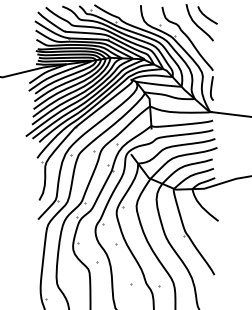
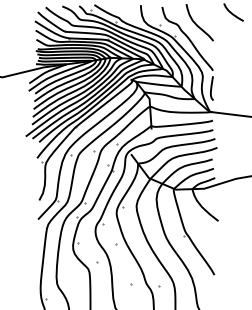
curve position: (206, 15) -> (232, 12) (232, 12)
